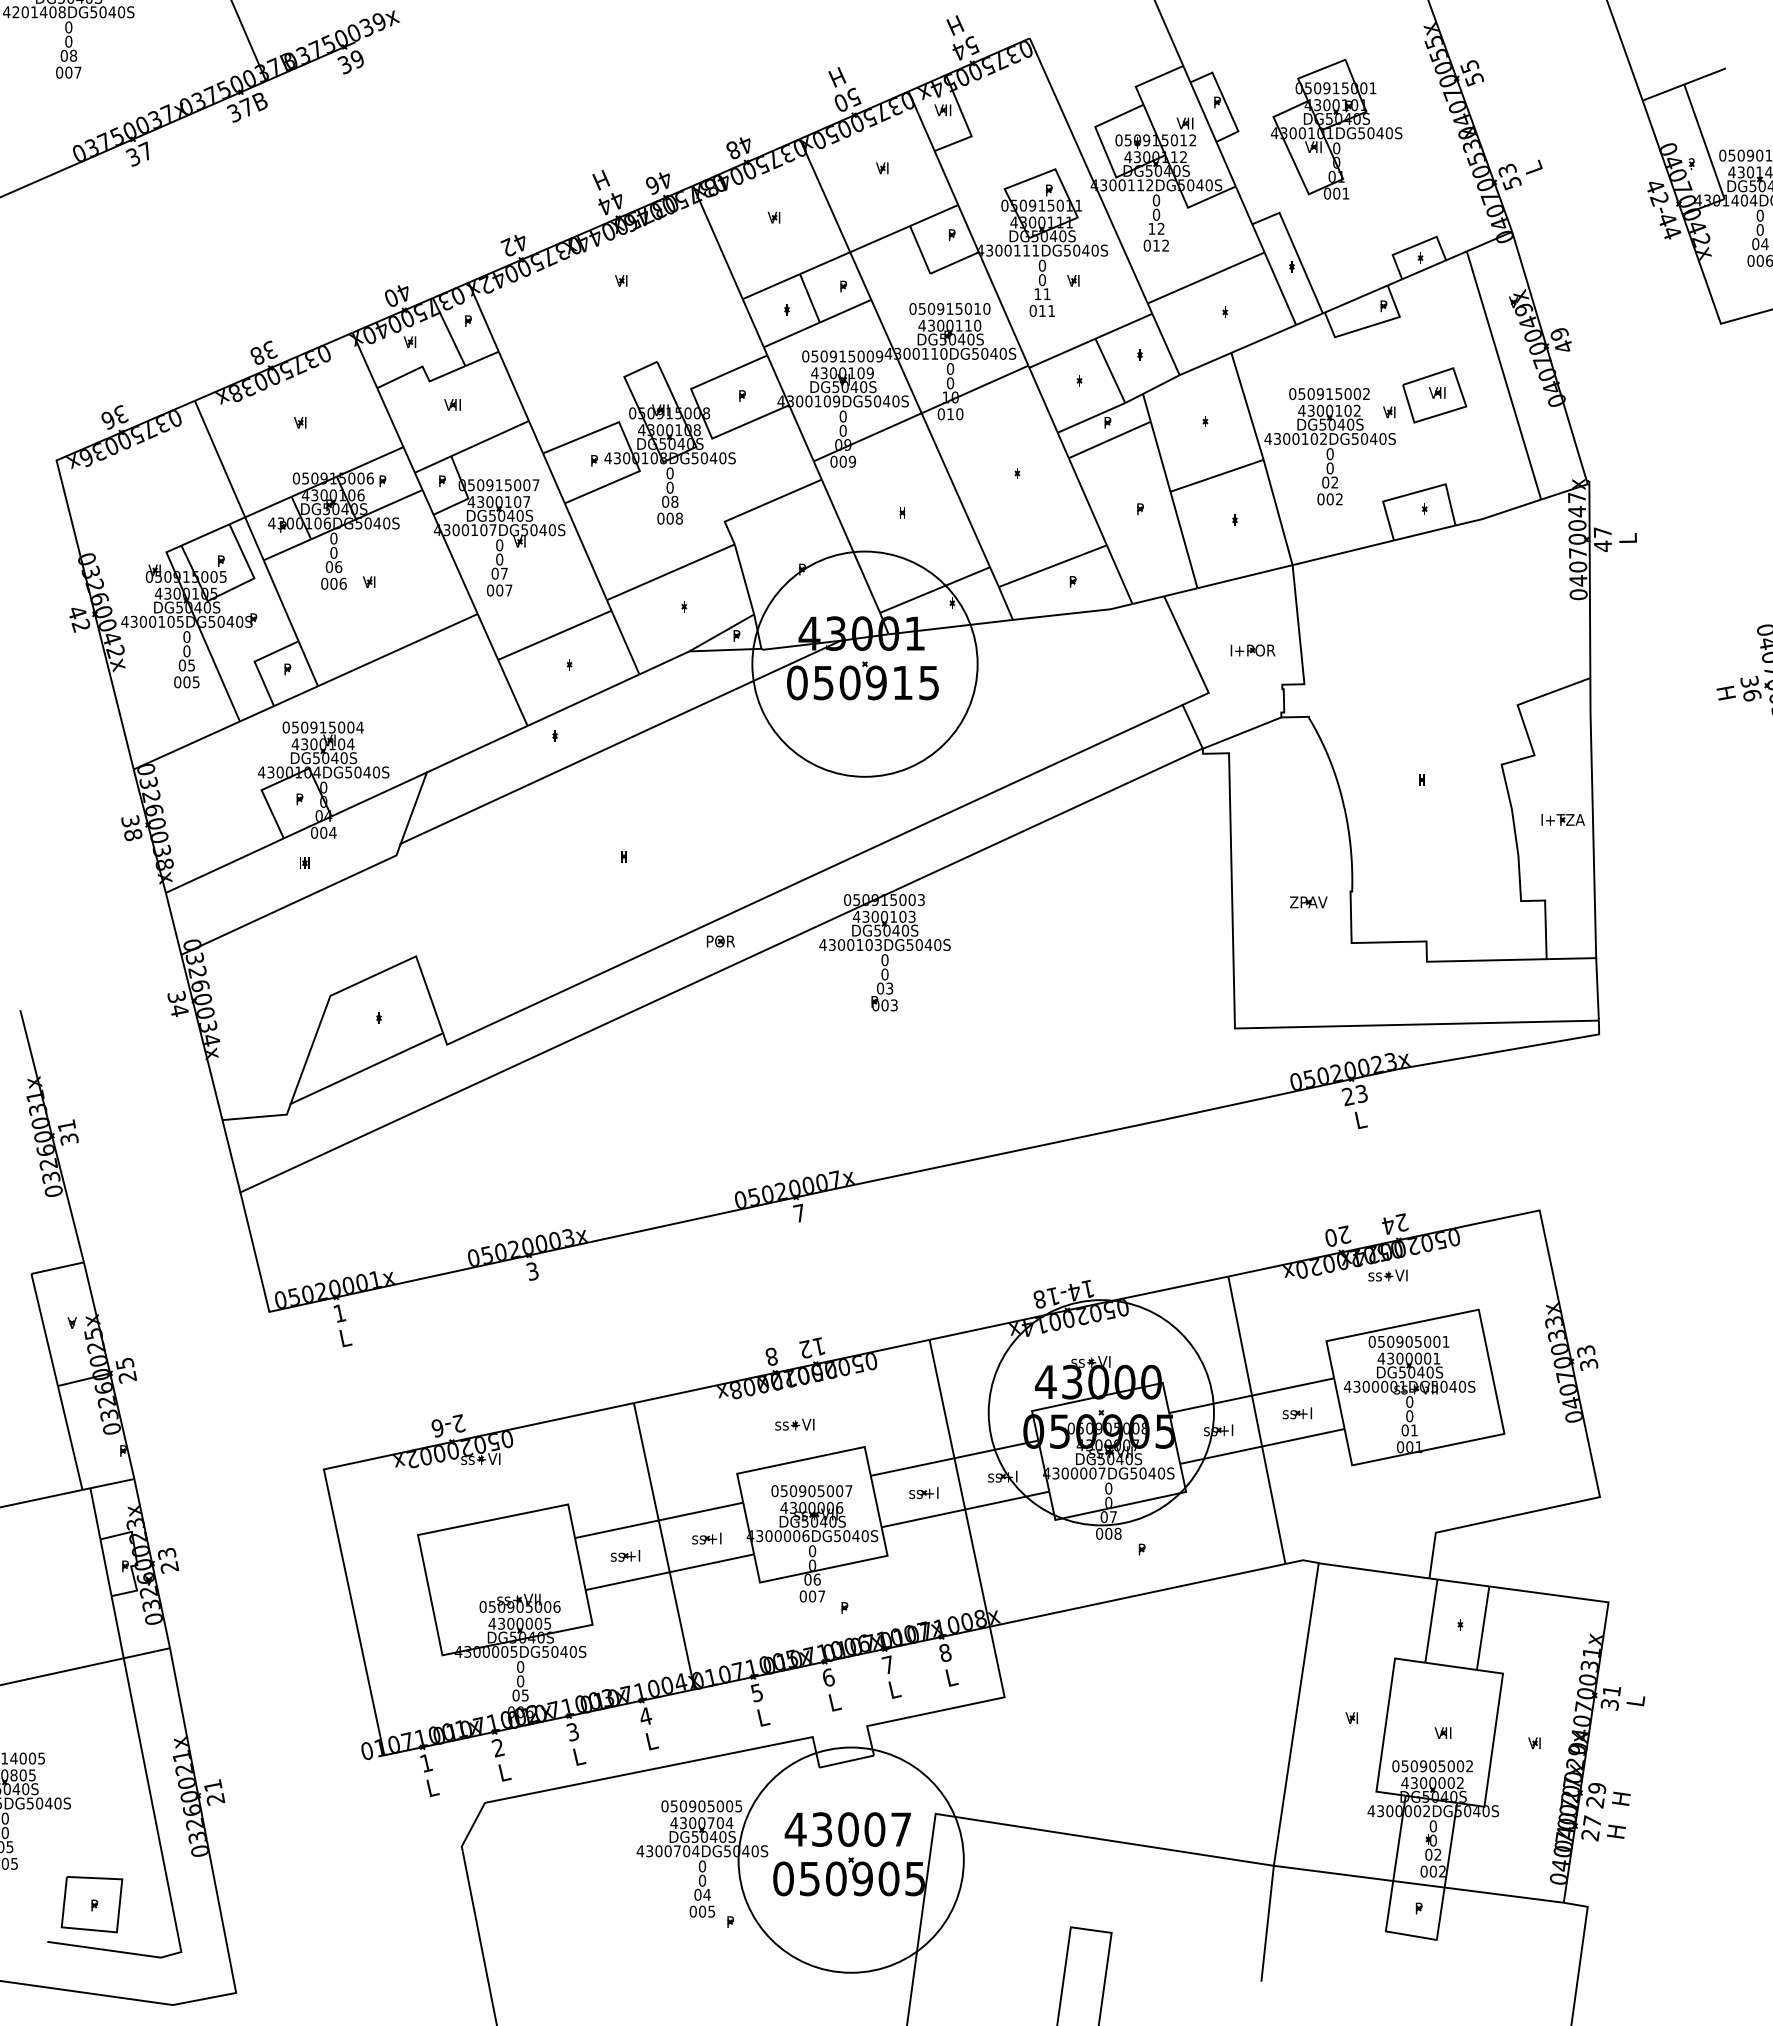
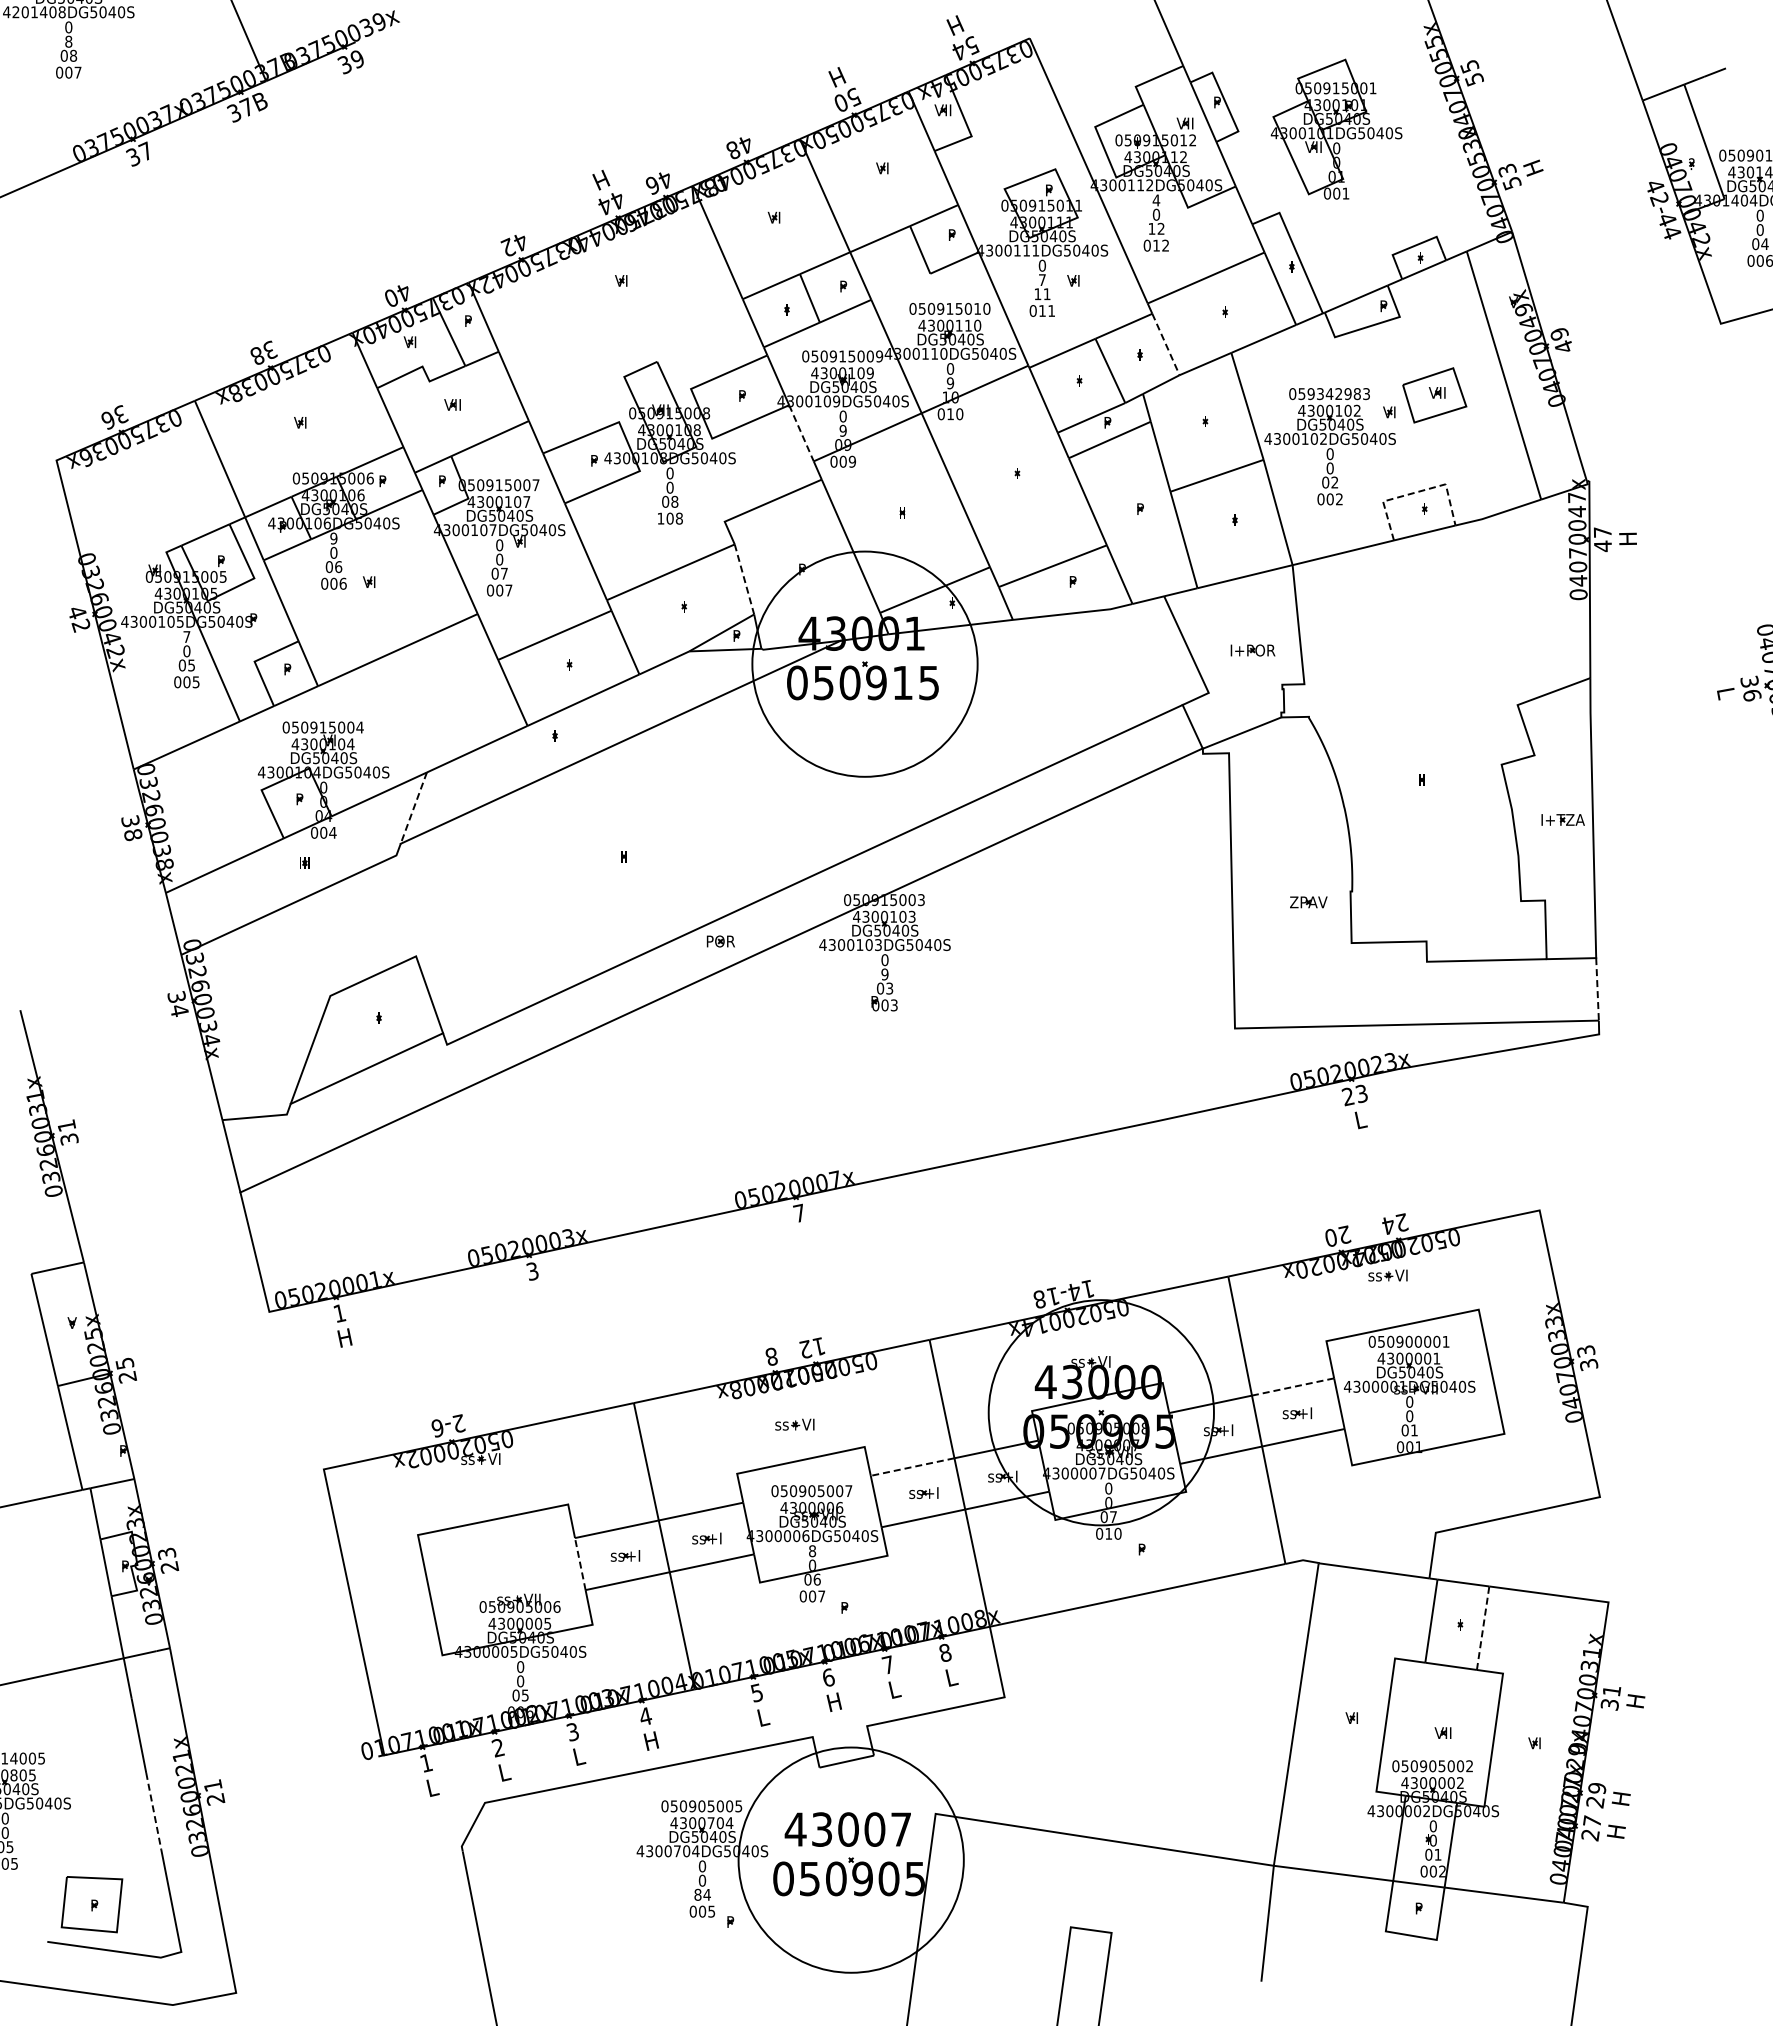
text: 0 -> 8 (68, 41)
text: L -> H (1533, 168)
text: 0 -> 4 (1156, 200)
text: 0 -> 7 (1041, 280)
line: solid -> dashed (1165, 344)
text: 0 -> 9 (949, 383)
text: 050915002 -> 059342983 (1338, 394)
text: 0 -> 9 (842, 430)
line: solid -> dashed (801, 433)
line: solid -> dashed (1415, 492)
text: 008 -> 108 (660, 518)
text: 0 -> 9 (333, 538)
text: L -> H (1627, 538)
line: solid -> dashed (744, 579)
text: 0 -> 7 (186, 636)
text: H -> L (1725, 692)
line: solid -> dashed (413, 808)
text: 0 -> 9 (884, 974)
line: solid -> dashed (1597, 989)
text: L -> H (344, 1337)
text: 050905001 -> 050900001 (1417, 1341)
line: solid -> dashed (1293, 1387)
line: solid -> dashed (912, 1467)
text: 008 -> 010 (1113, 1533)
text: 0 -> 8 (812, 1550)
line: solid -> dashed (580, 1564)
line: solid -> dashed (1483, 1627)
text: L -> H (1635, 1701)
text: L -> H (833, 1702)
text: L -> H (650, 1740)
line: solid -> dashed (153, 1811)
text: 02 -> 01 (1437, 1854)
text: 04 -> 84 (697, 1894)
